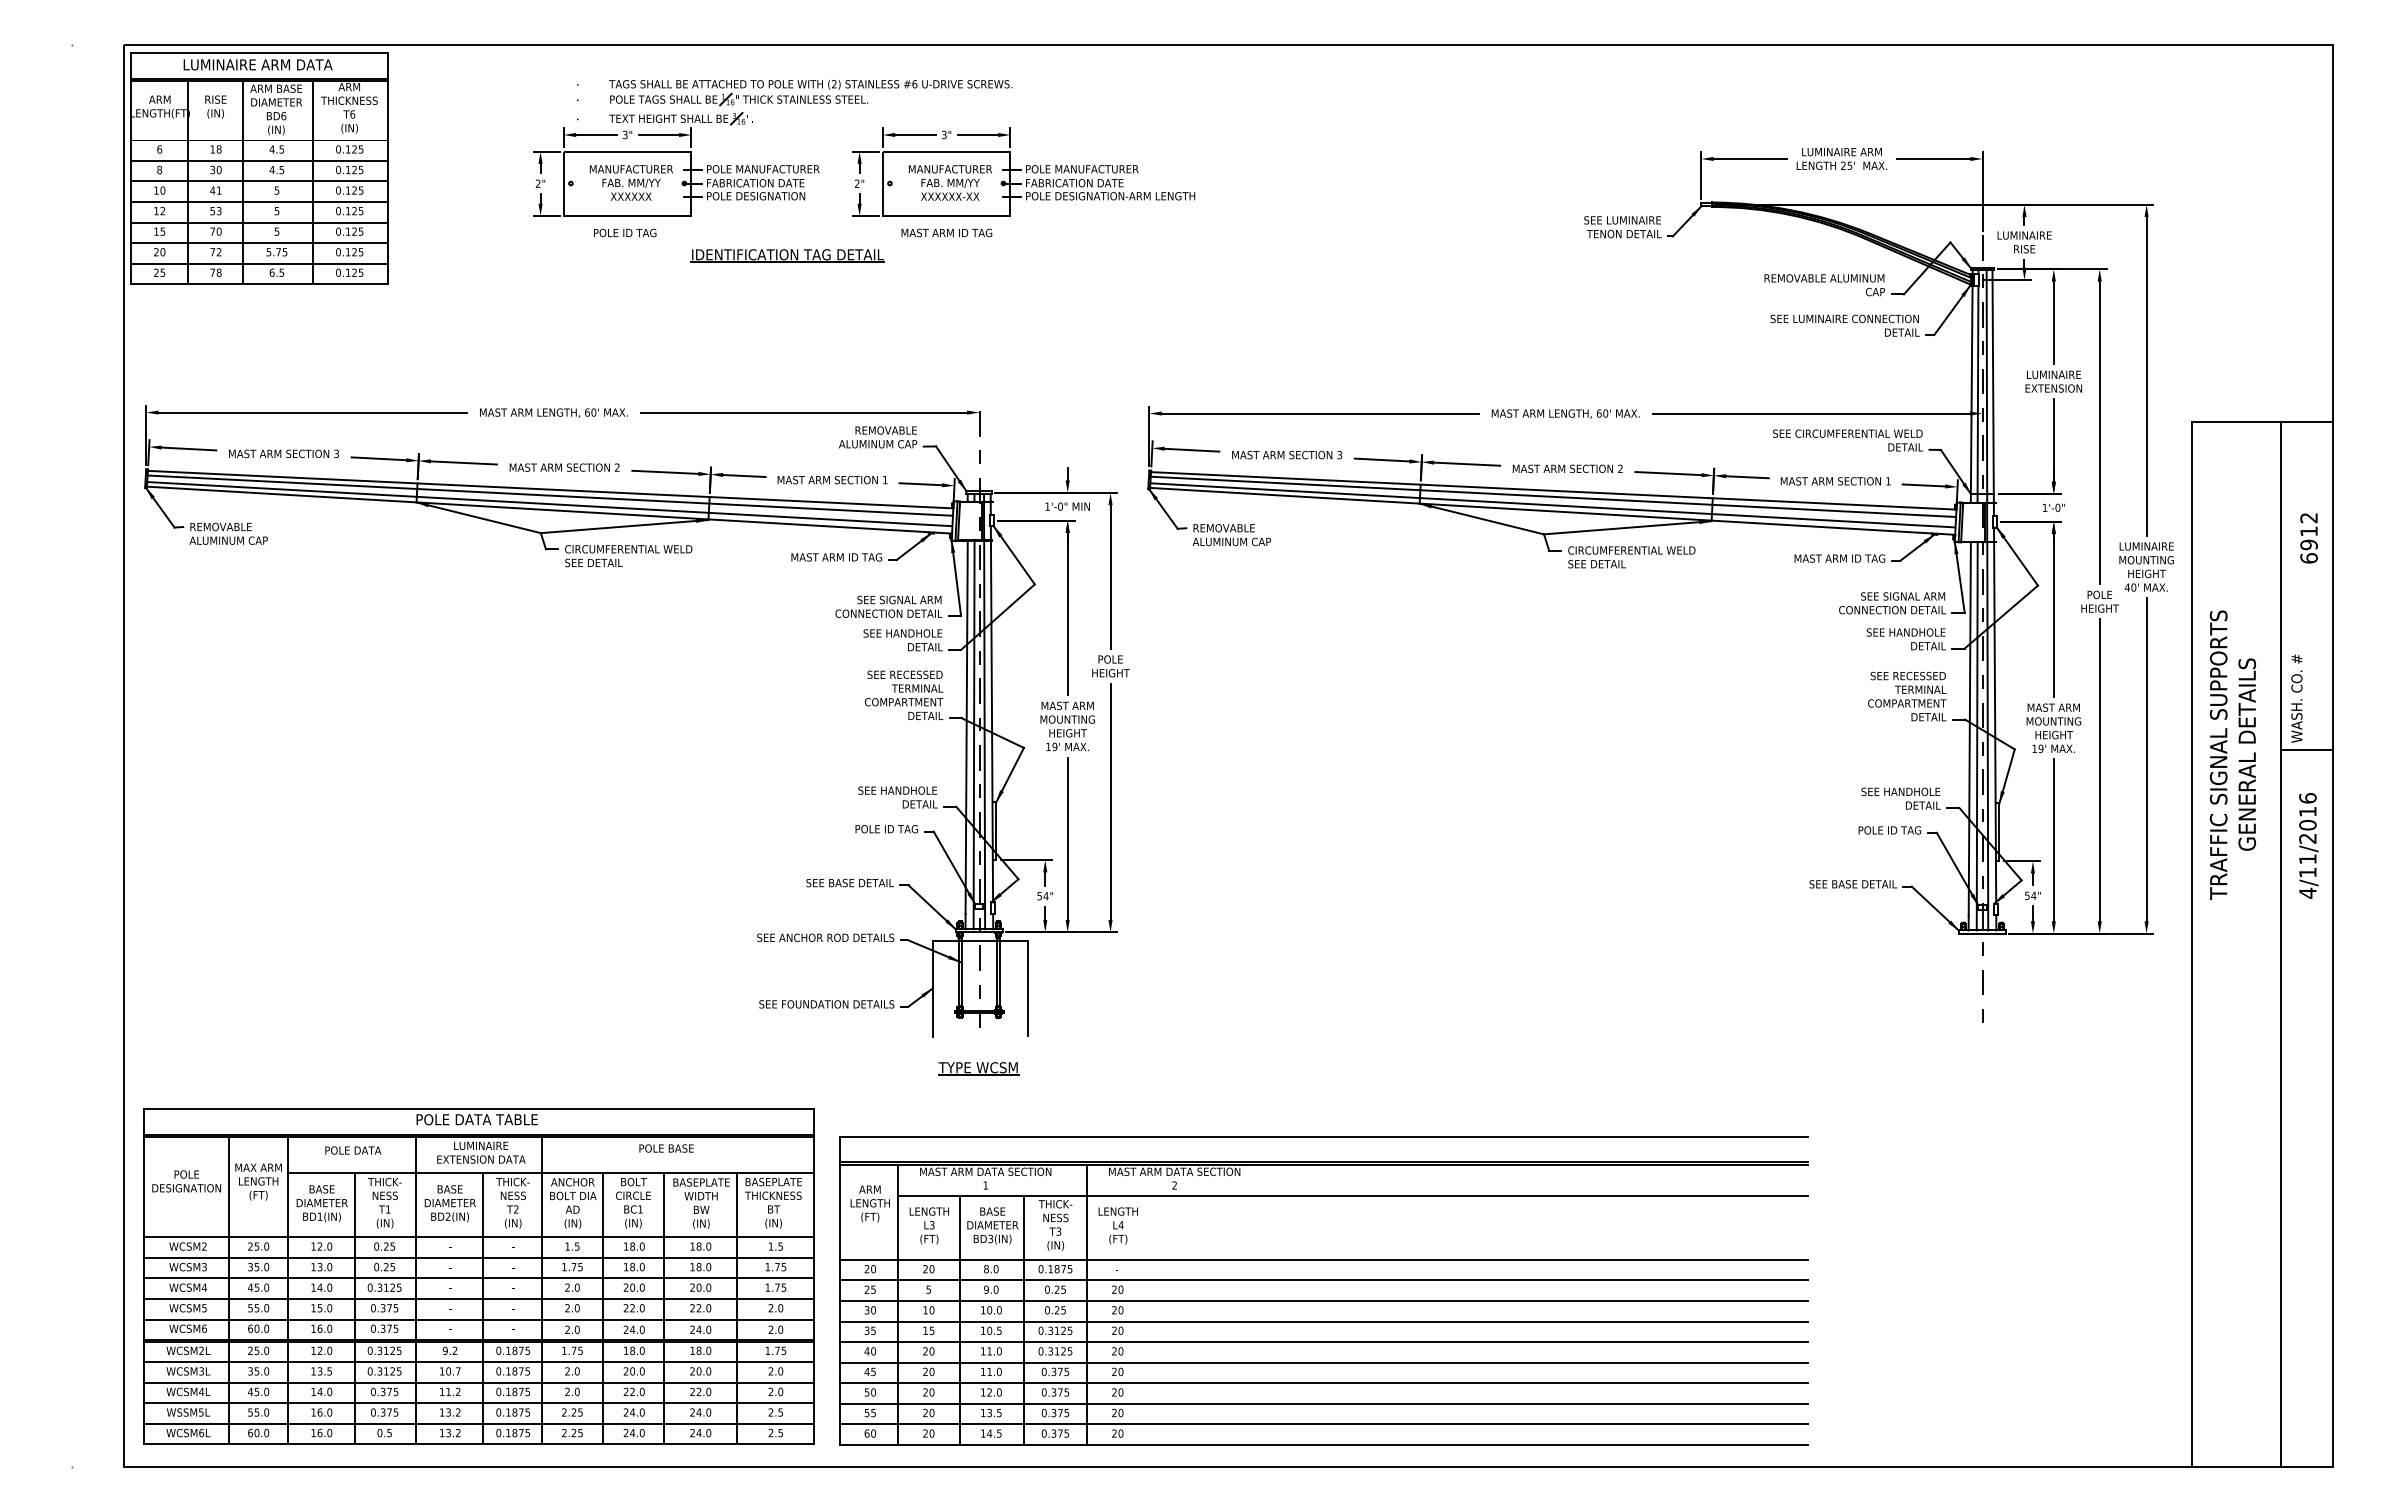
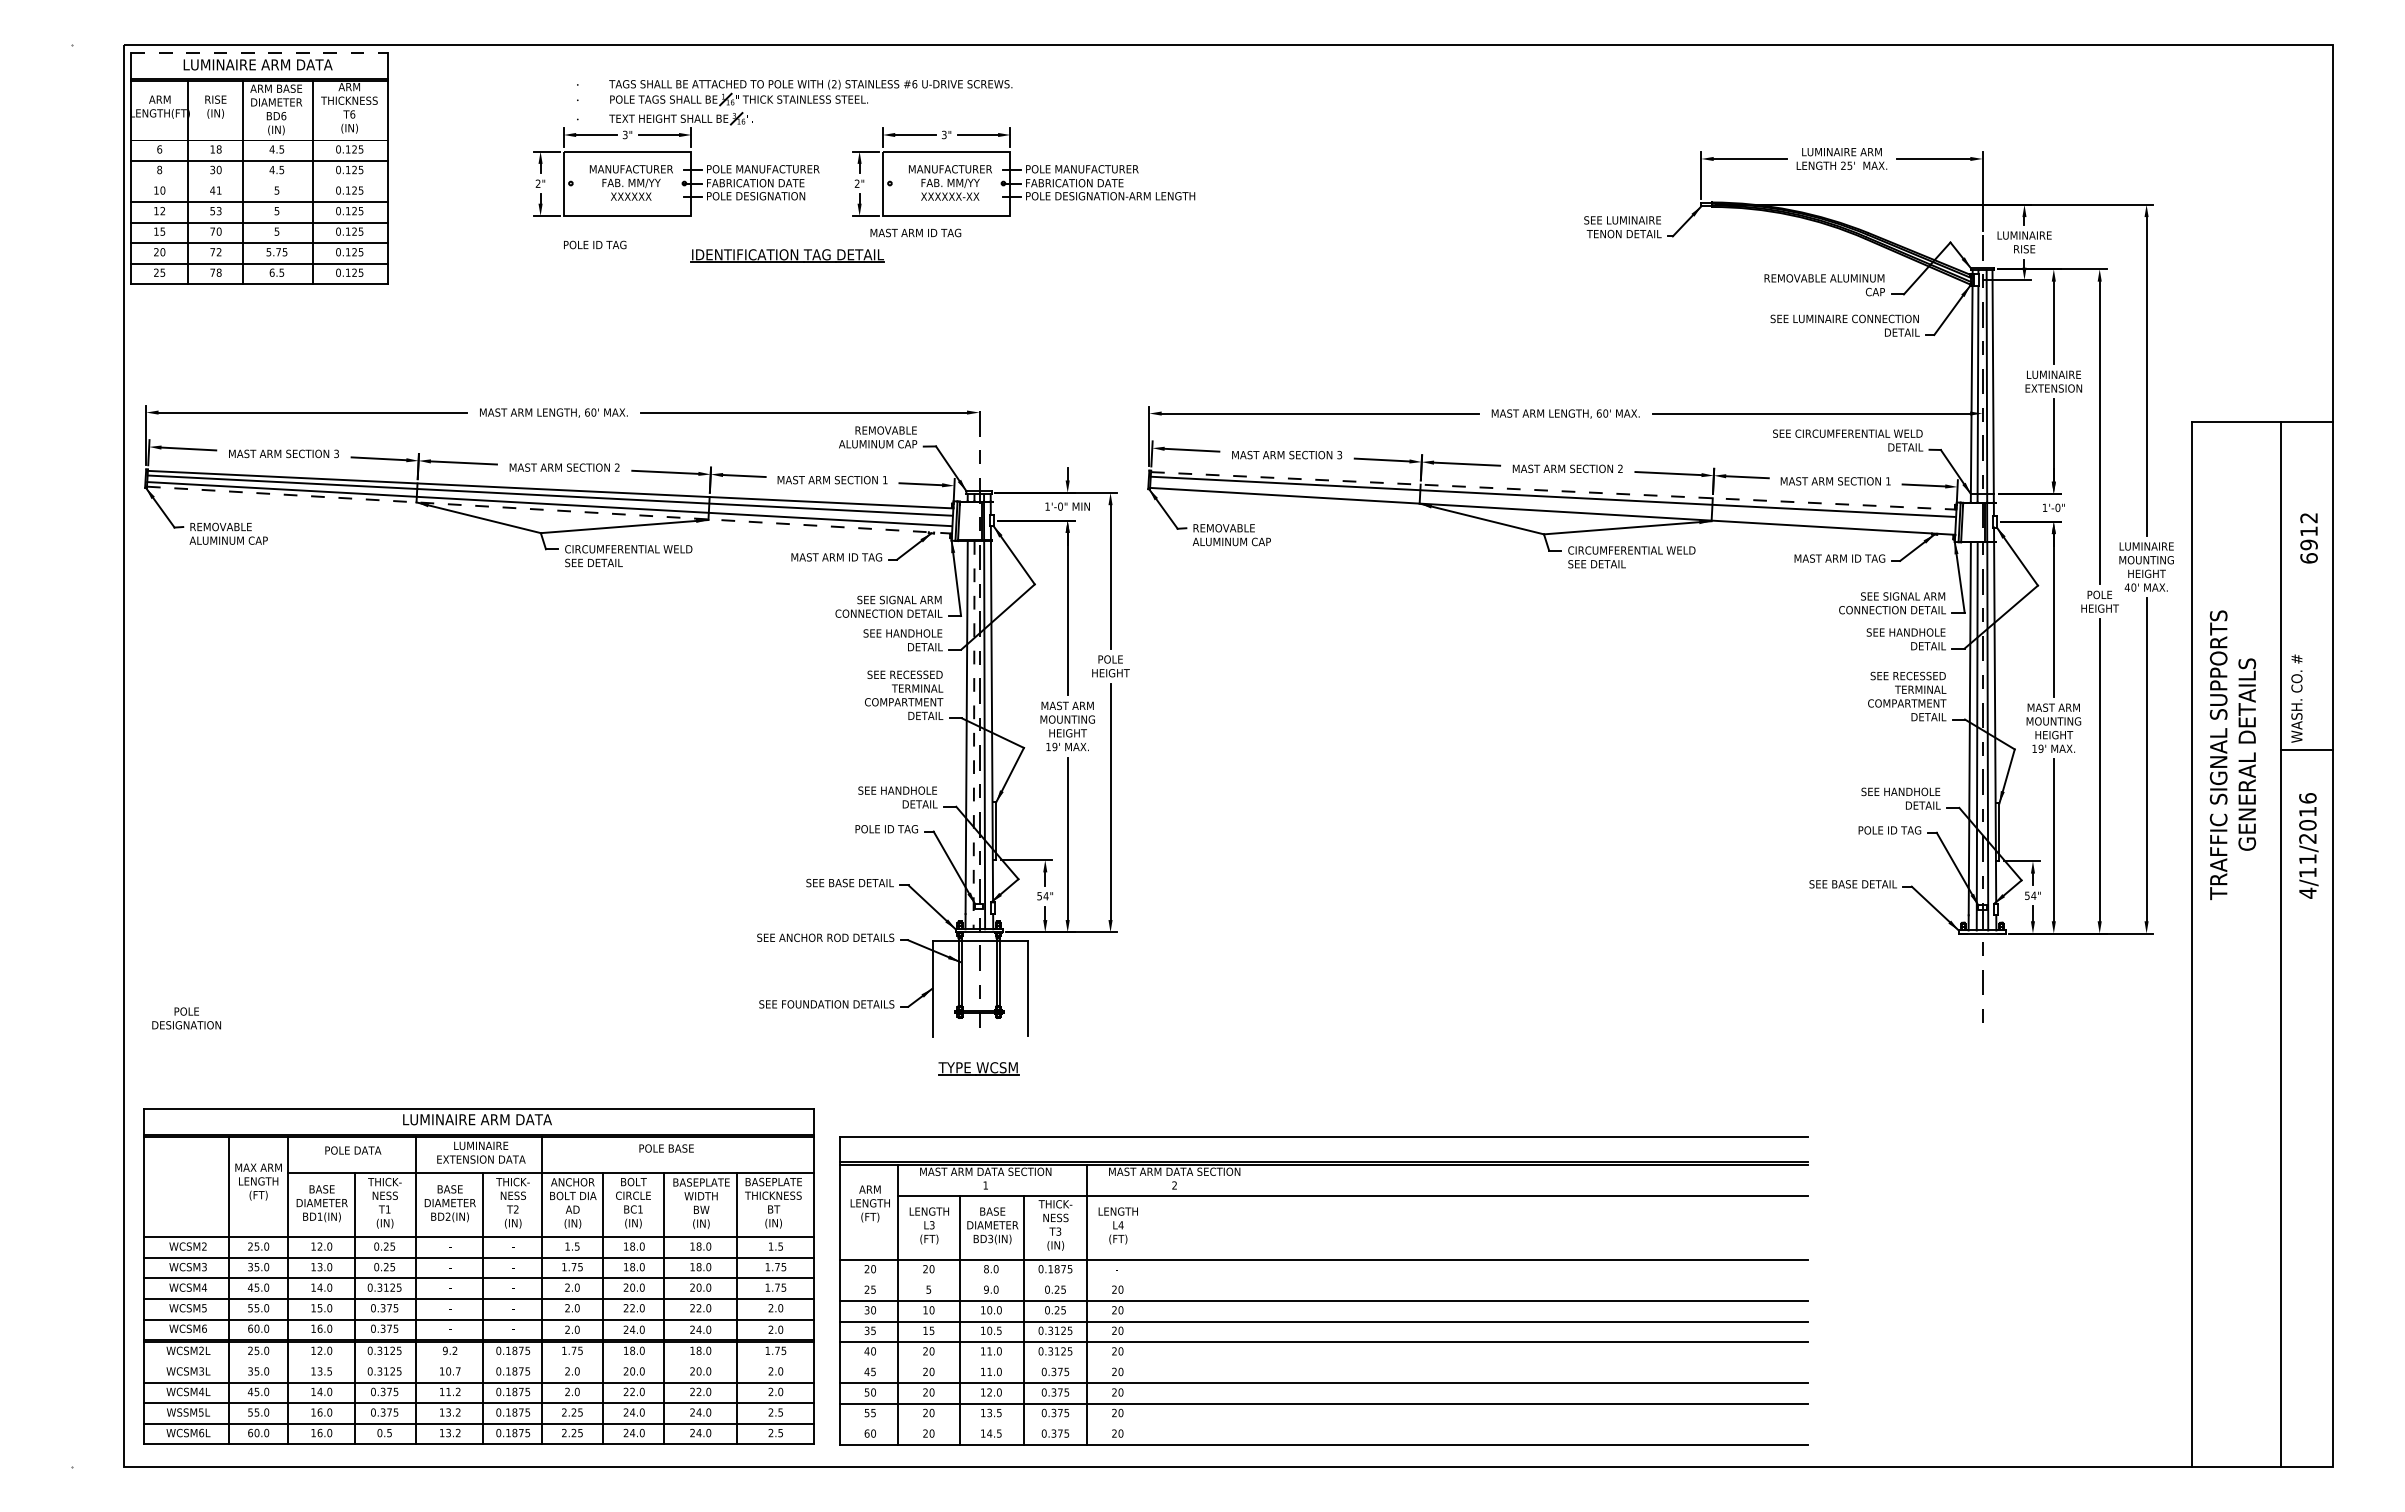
line: solid -> dashed (260, 53)
line: present -> none (259, 181)
text position: (625, 232) -> (595, 244) (595, 244)
text position: (946, 232) -> (915, 232) (915, 232)
line: solid -> dashed (1554, 490)
line: present -> none (1552, 505)
line: solid -> dashed (550, 510)
line: solid -> dashed (974, 735)
text: POLE DATA TABLE -> LUMINAIRE ARM DATA (477, 1119)
text position: (186, 1181) -> (186, 1018) (186, 1018)
line: present -> none (1323, 1280)
line: present -> none (478, 1362)
line: present -> none (1323, 1362)
line: present -> none (1323, 1424)
